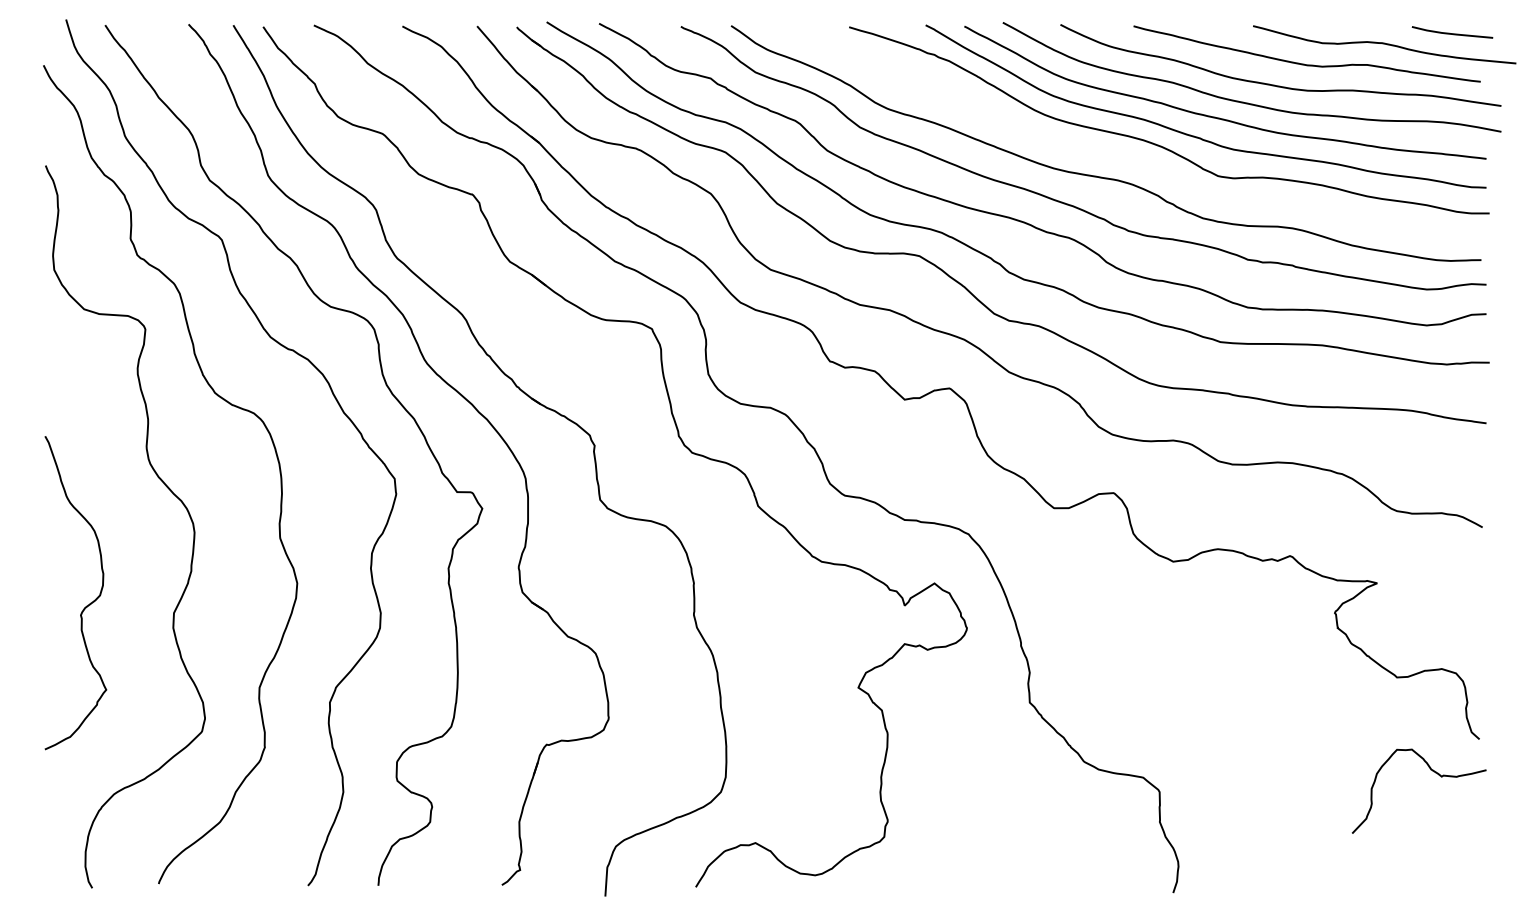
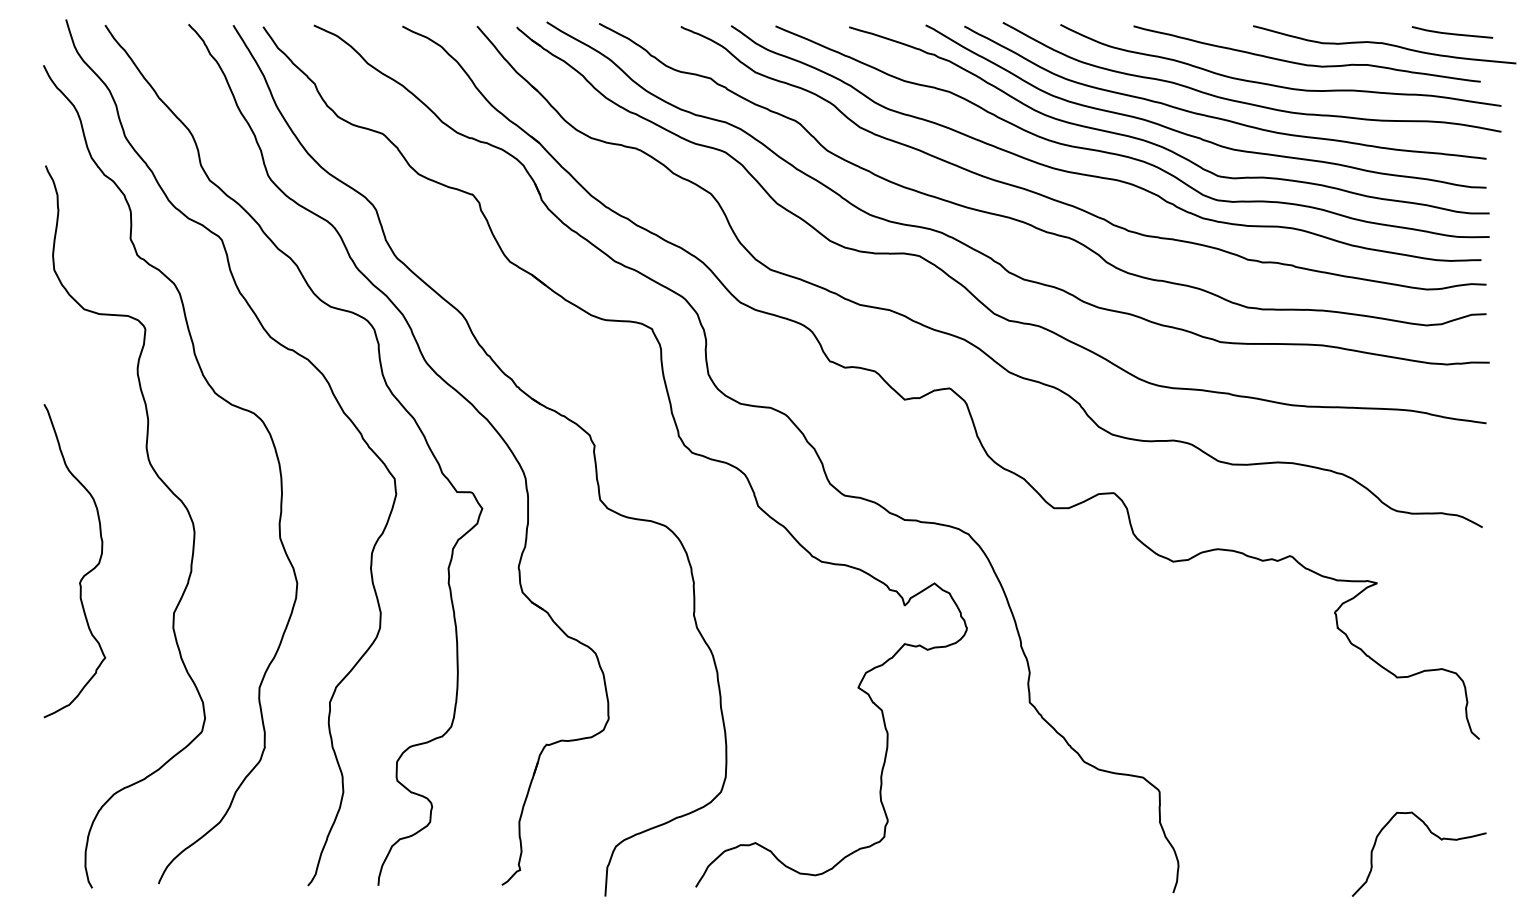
curve: none -> present (1126, 155)
curve position: (86, 605) -> (85, 573) (85, 573)
curve position: (1430, 770) -> (1430, 833) (1430, 833)
